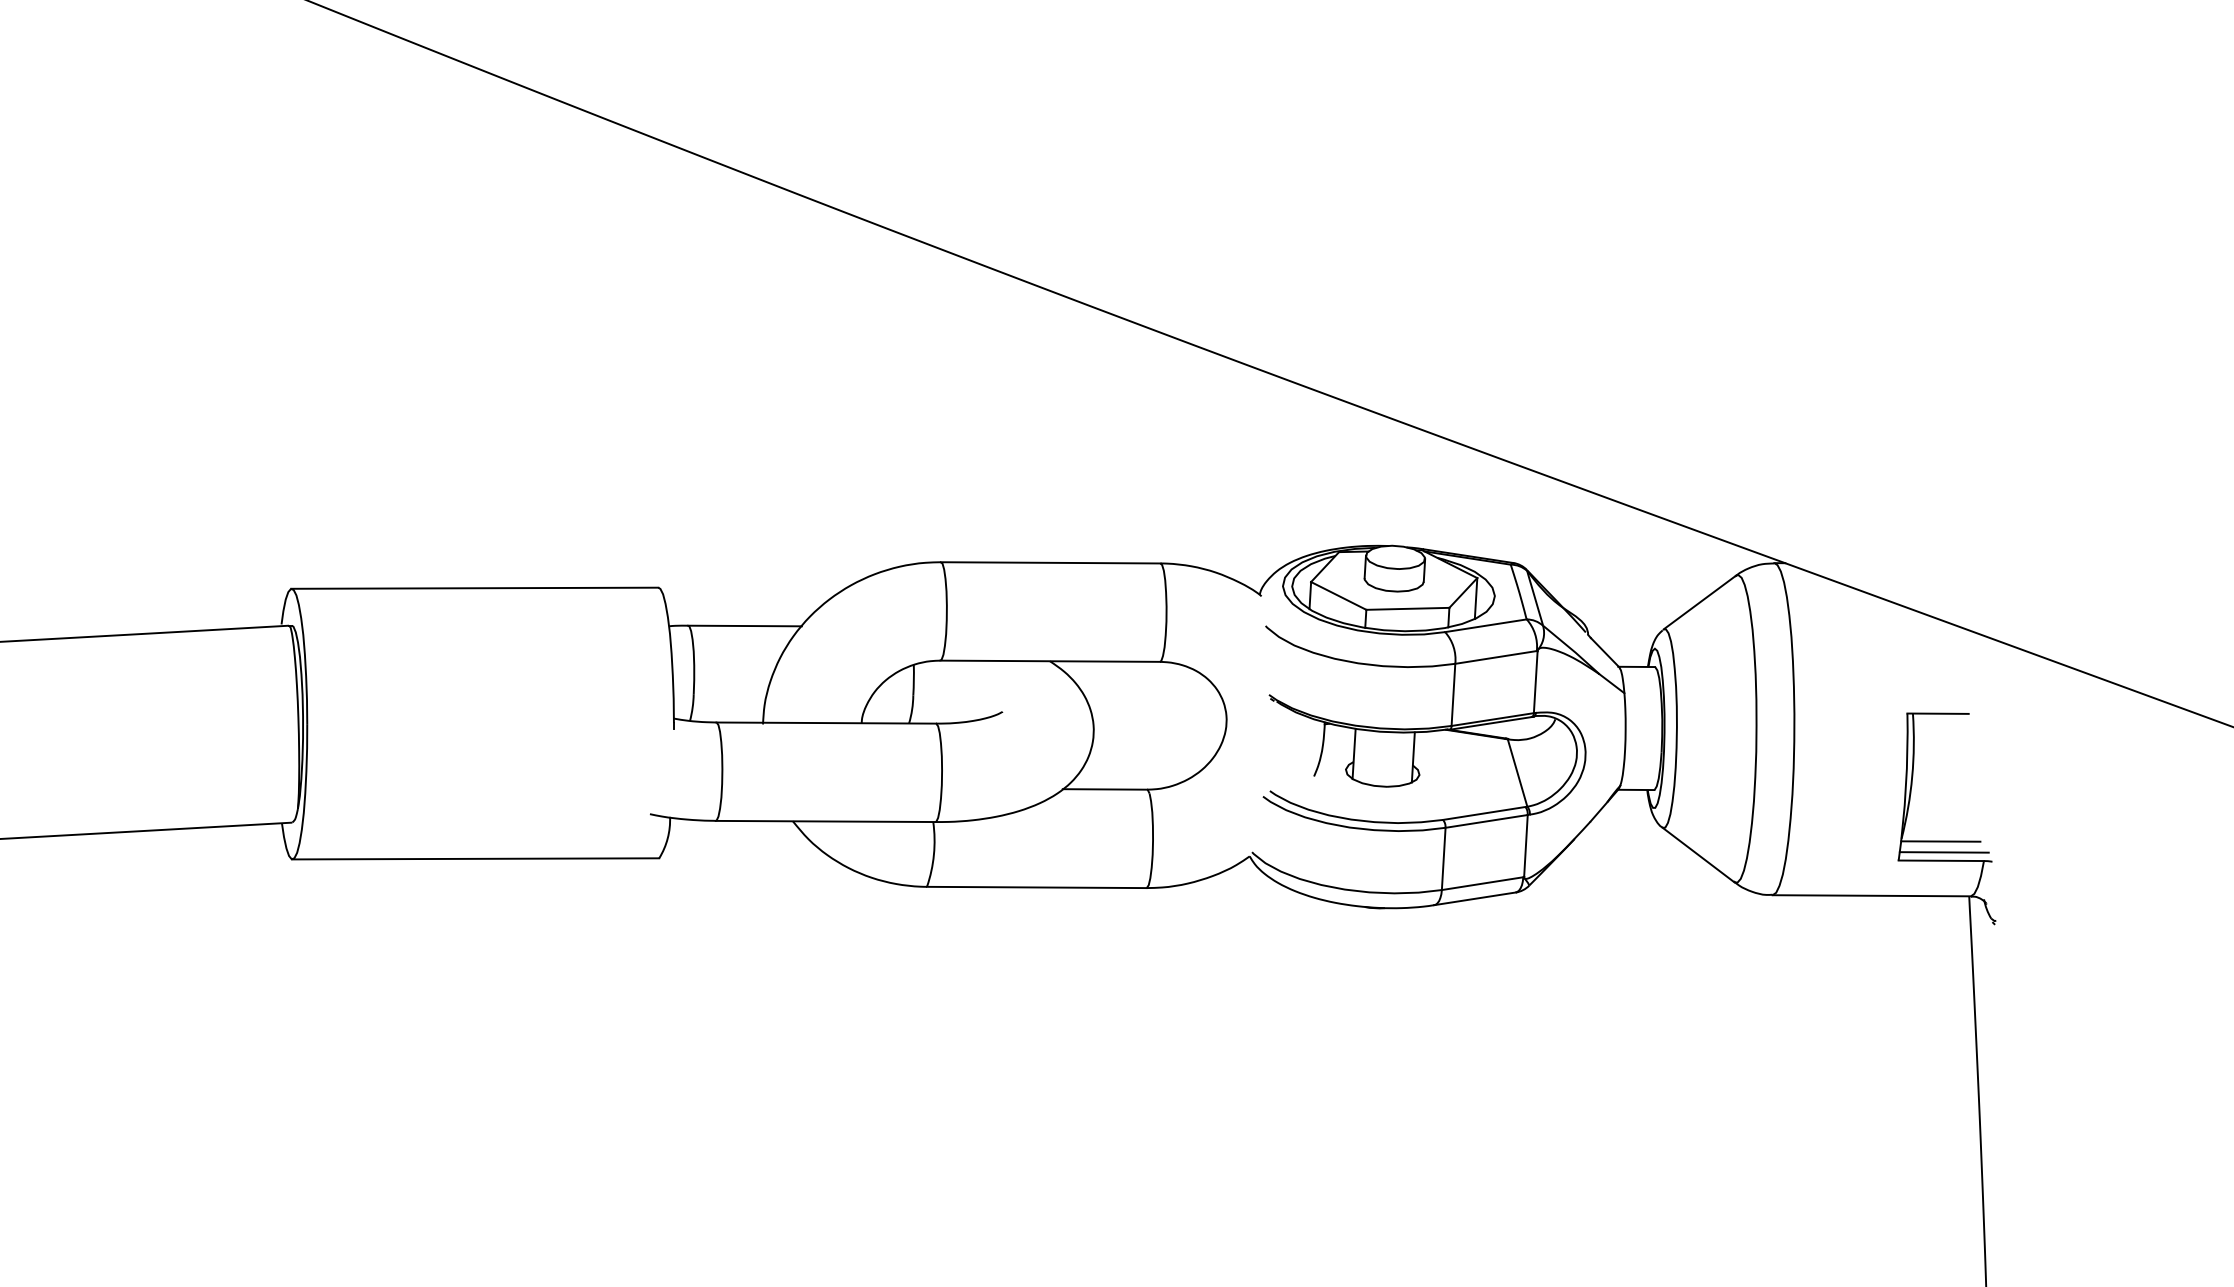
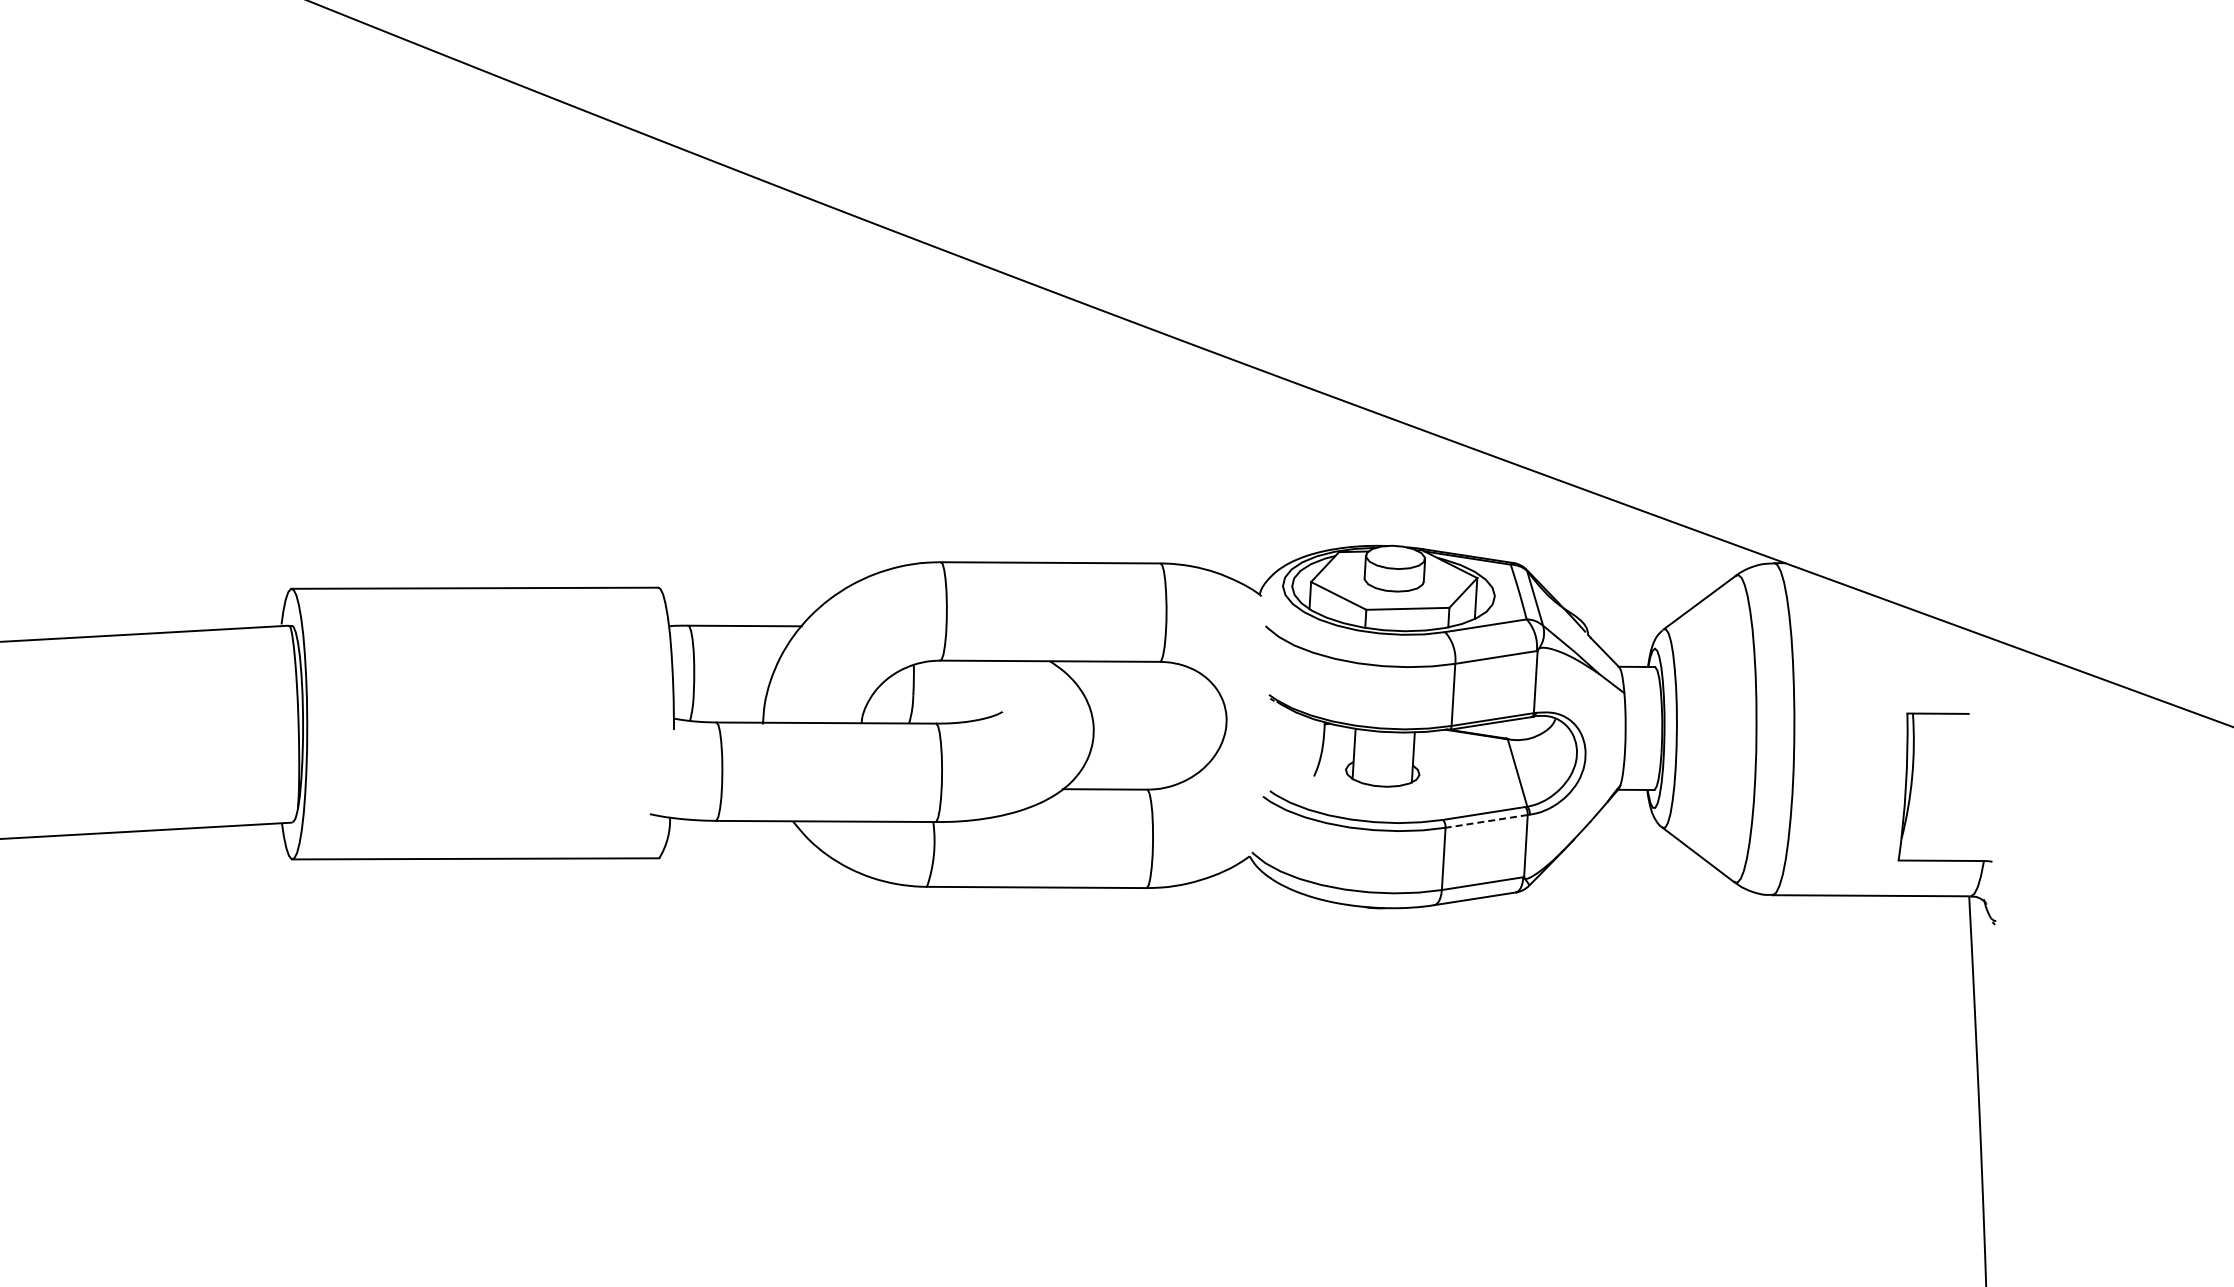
line: solid -> dashed (1486, 821)
line: present -> none (1940, 841)
line: present -> none (1943, 852)
